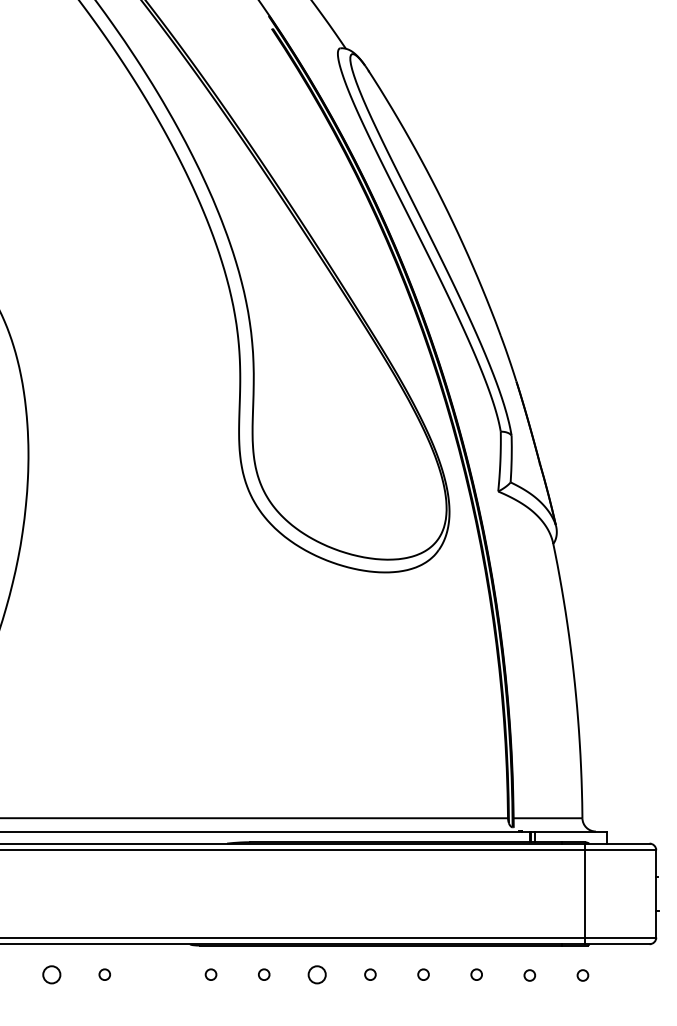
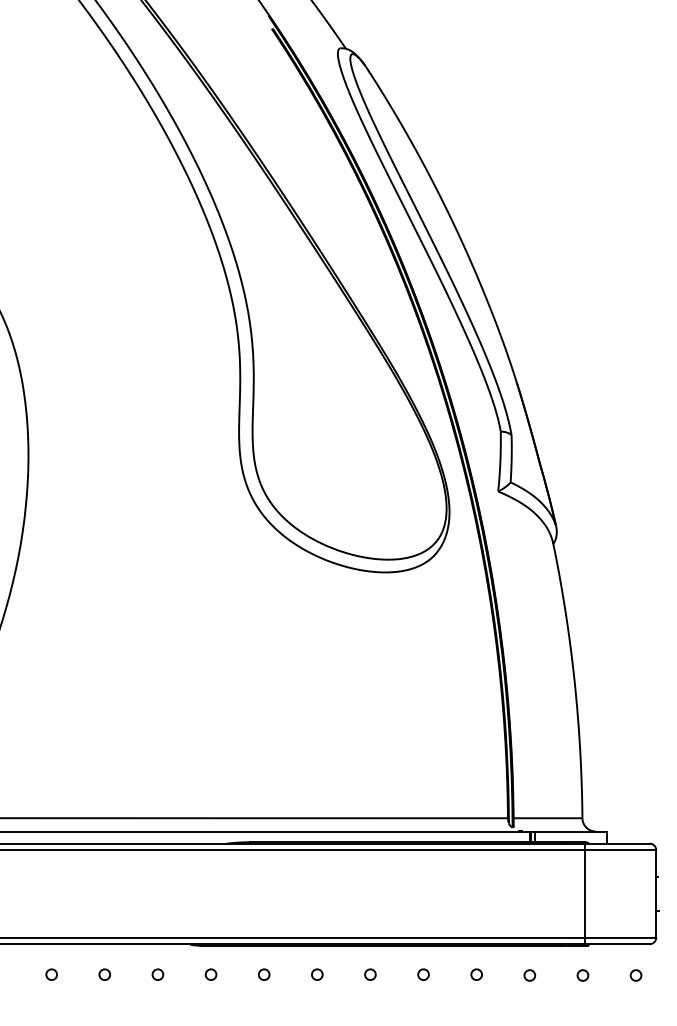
circle size: 20x20 px -> 13x13 px (51, 974)
circle: none -> present (157, 974)
circle size: 20x20 px -> 13x13 px (317, 974)
circle: none -> present (635, 975)
